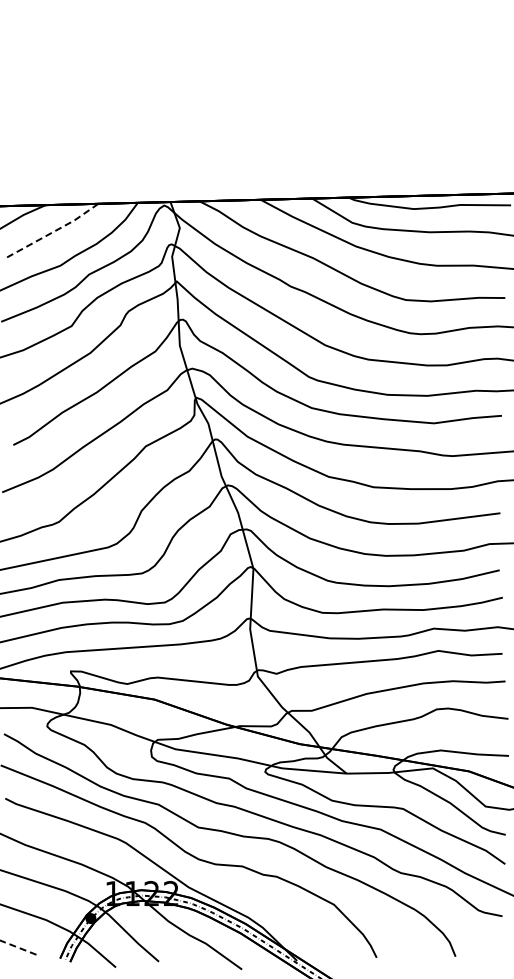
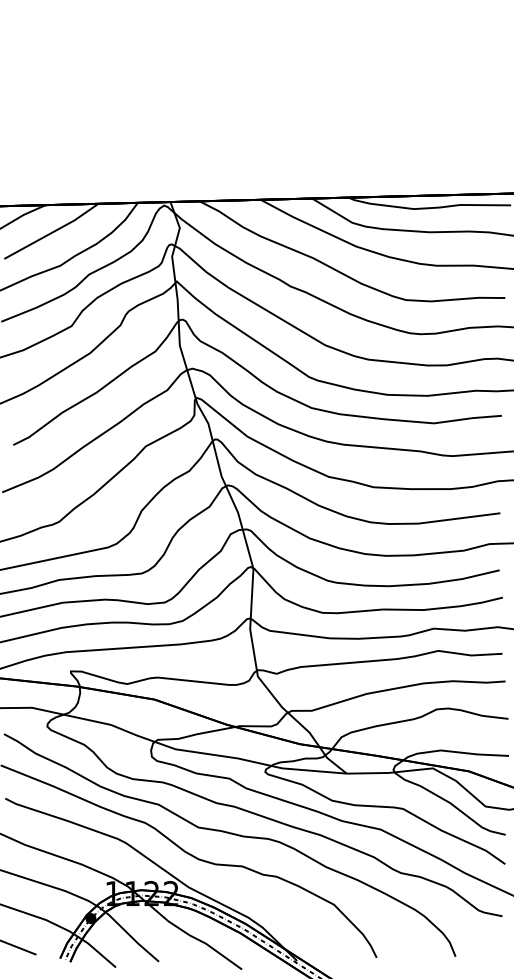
line: dashed -> solid (53, 232)
line: dashed -> solid (17, 947)
